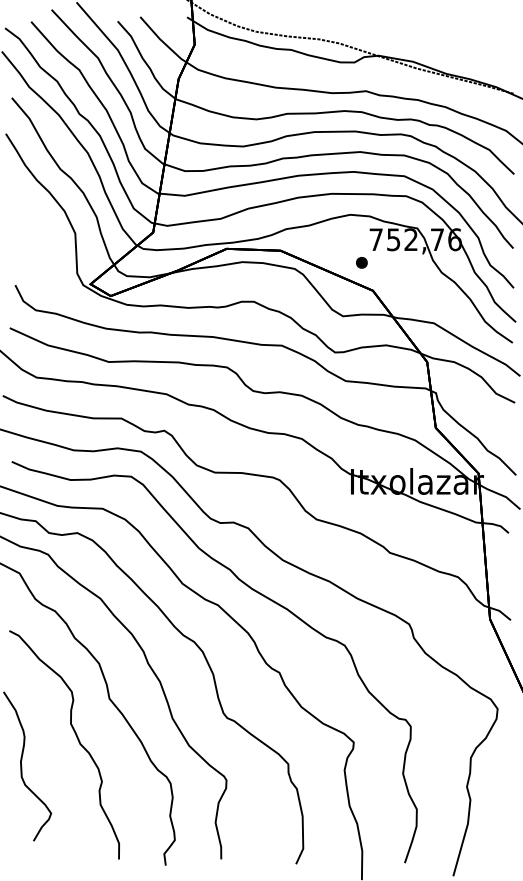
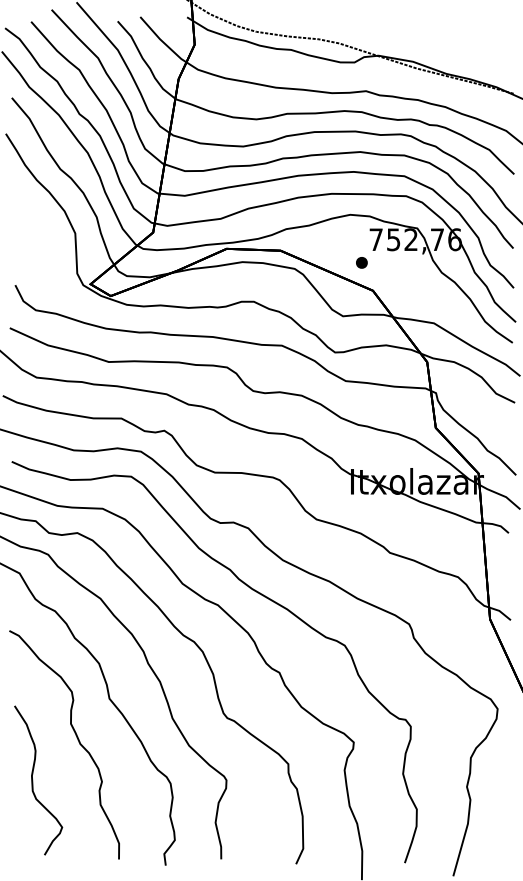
part position: (27, 766) -> (38, 780) (38, 780)
